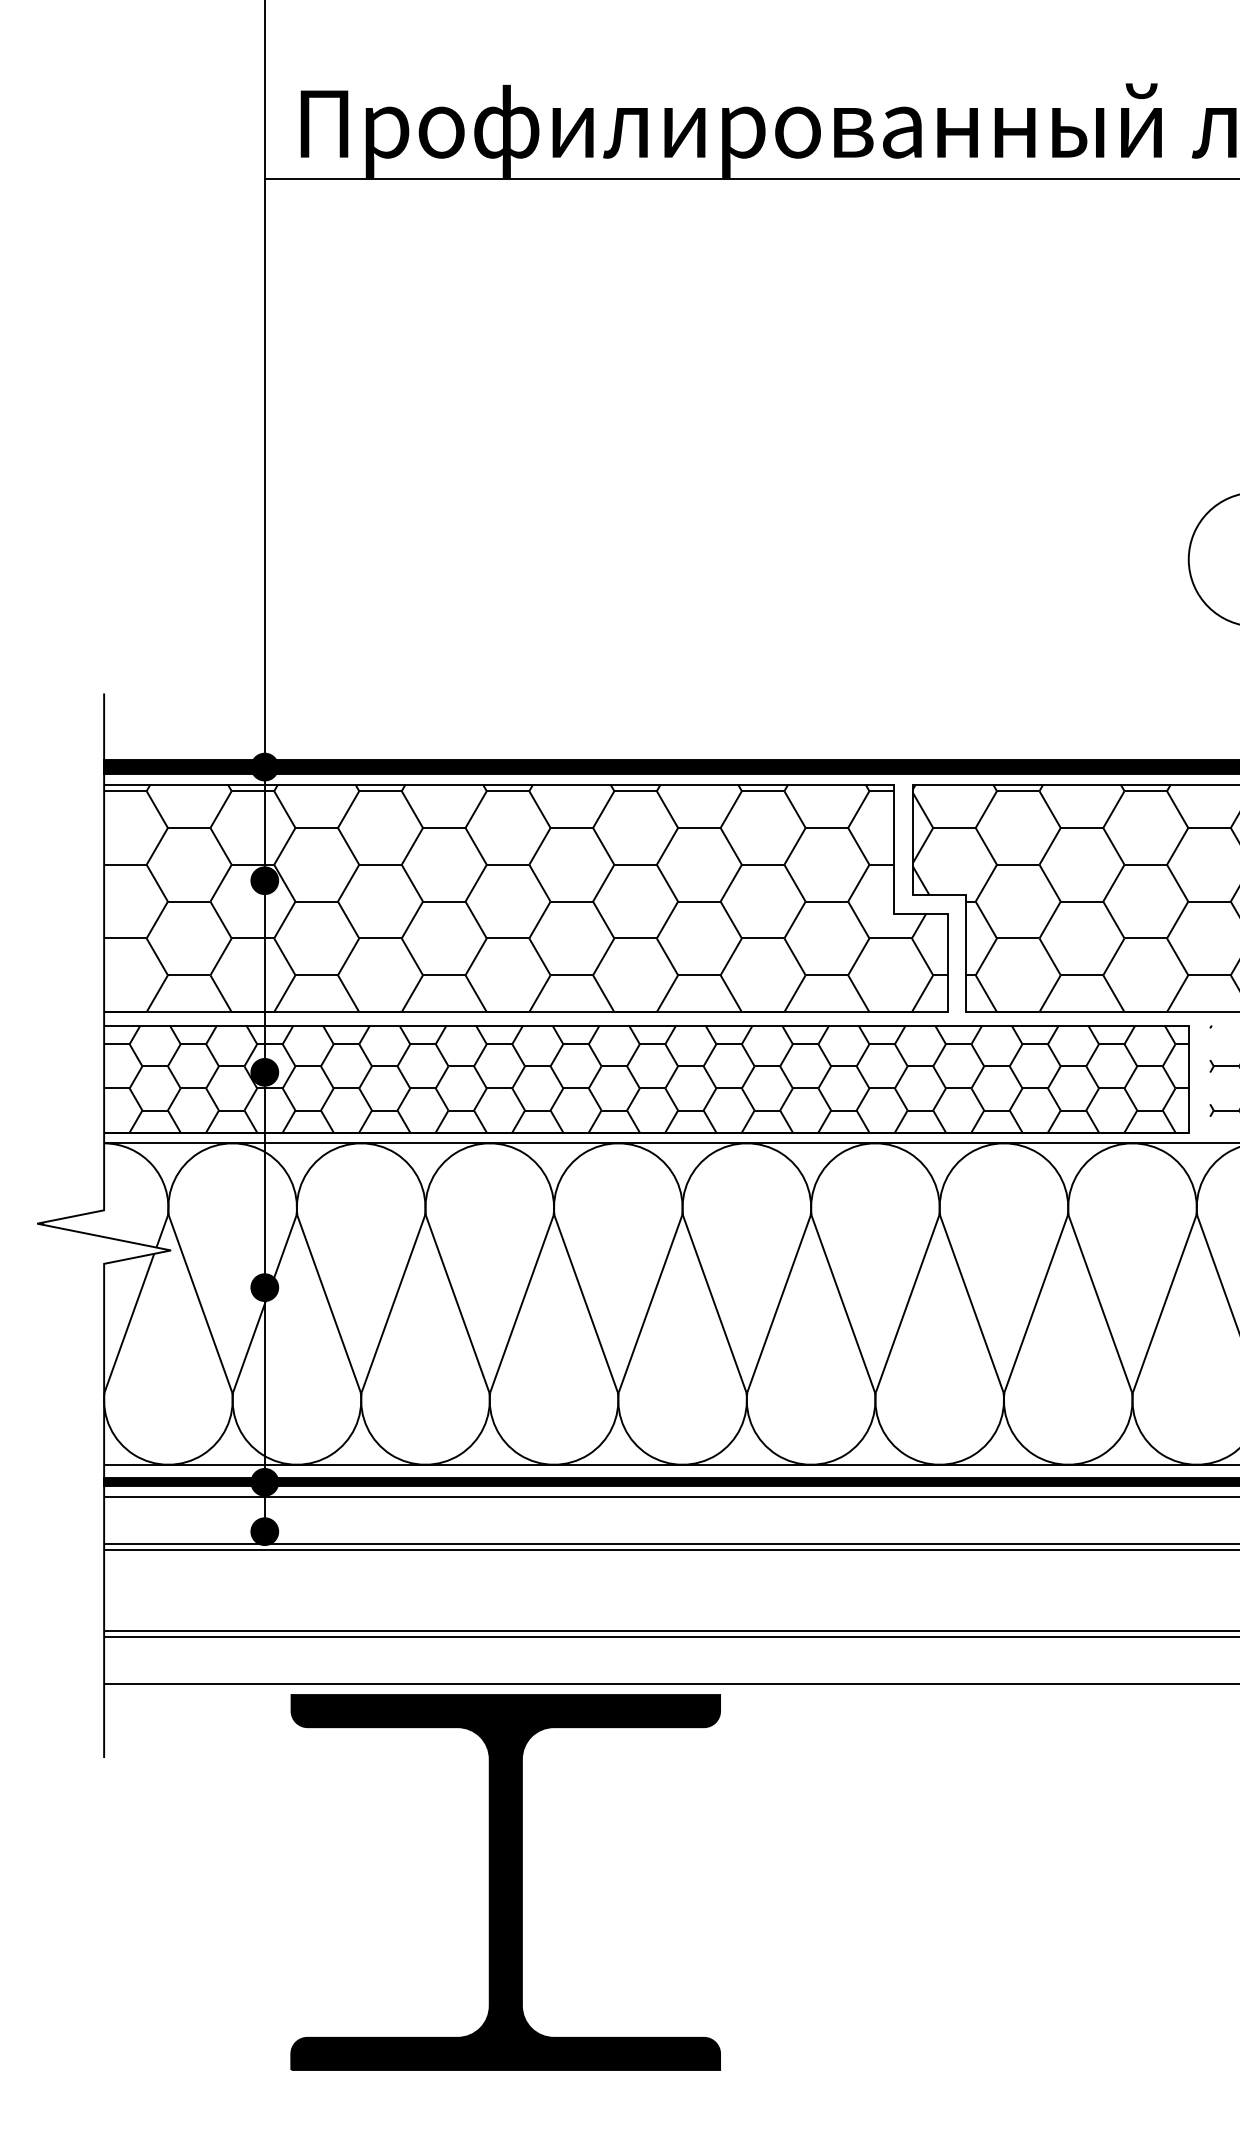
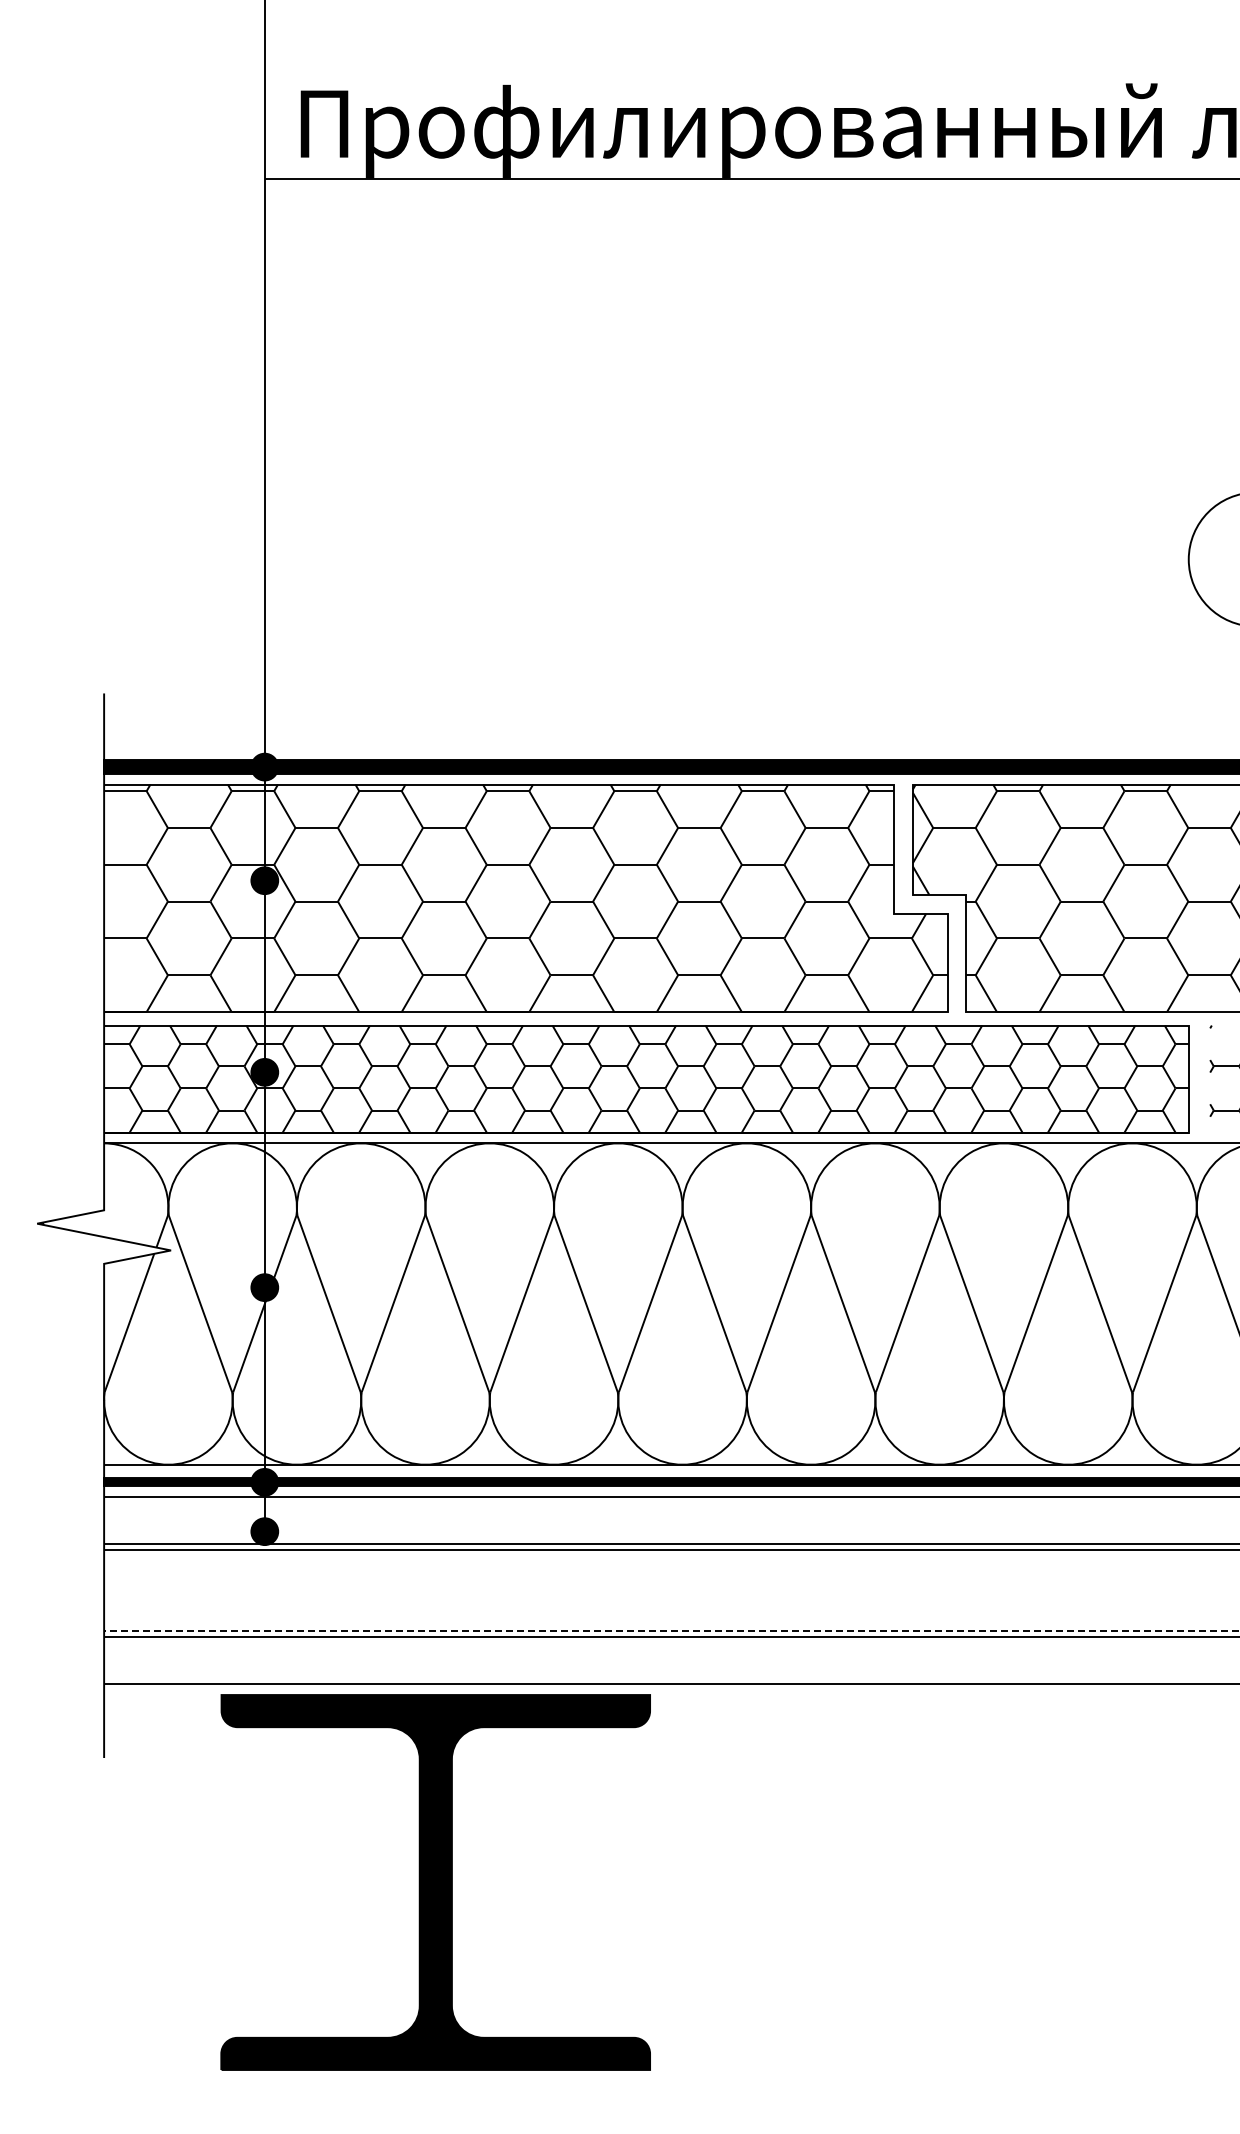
line: solid -> dashed (671, 1630)
part position: (505, 1882) -> (435, 1882) (435, 1882)
